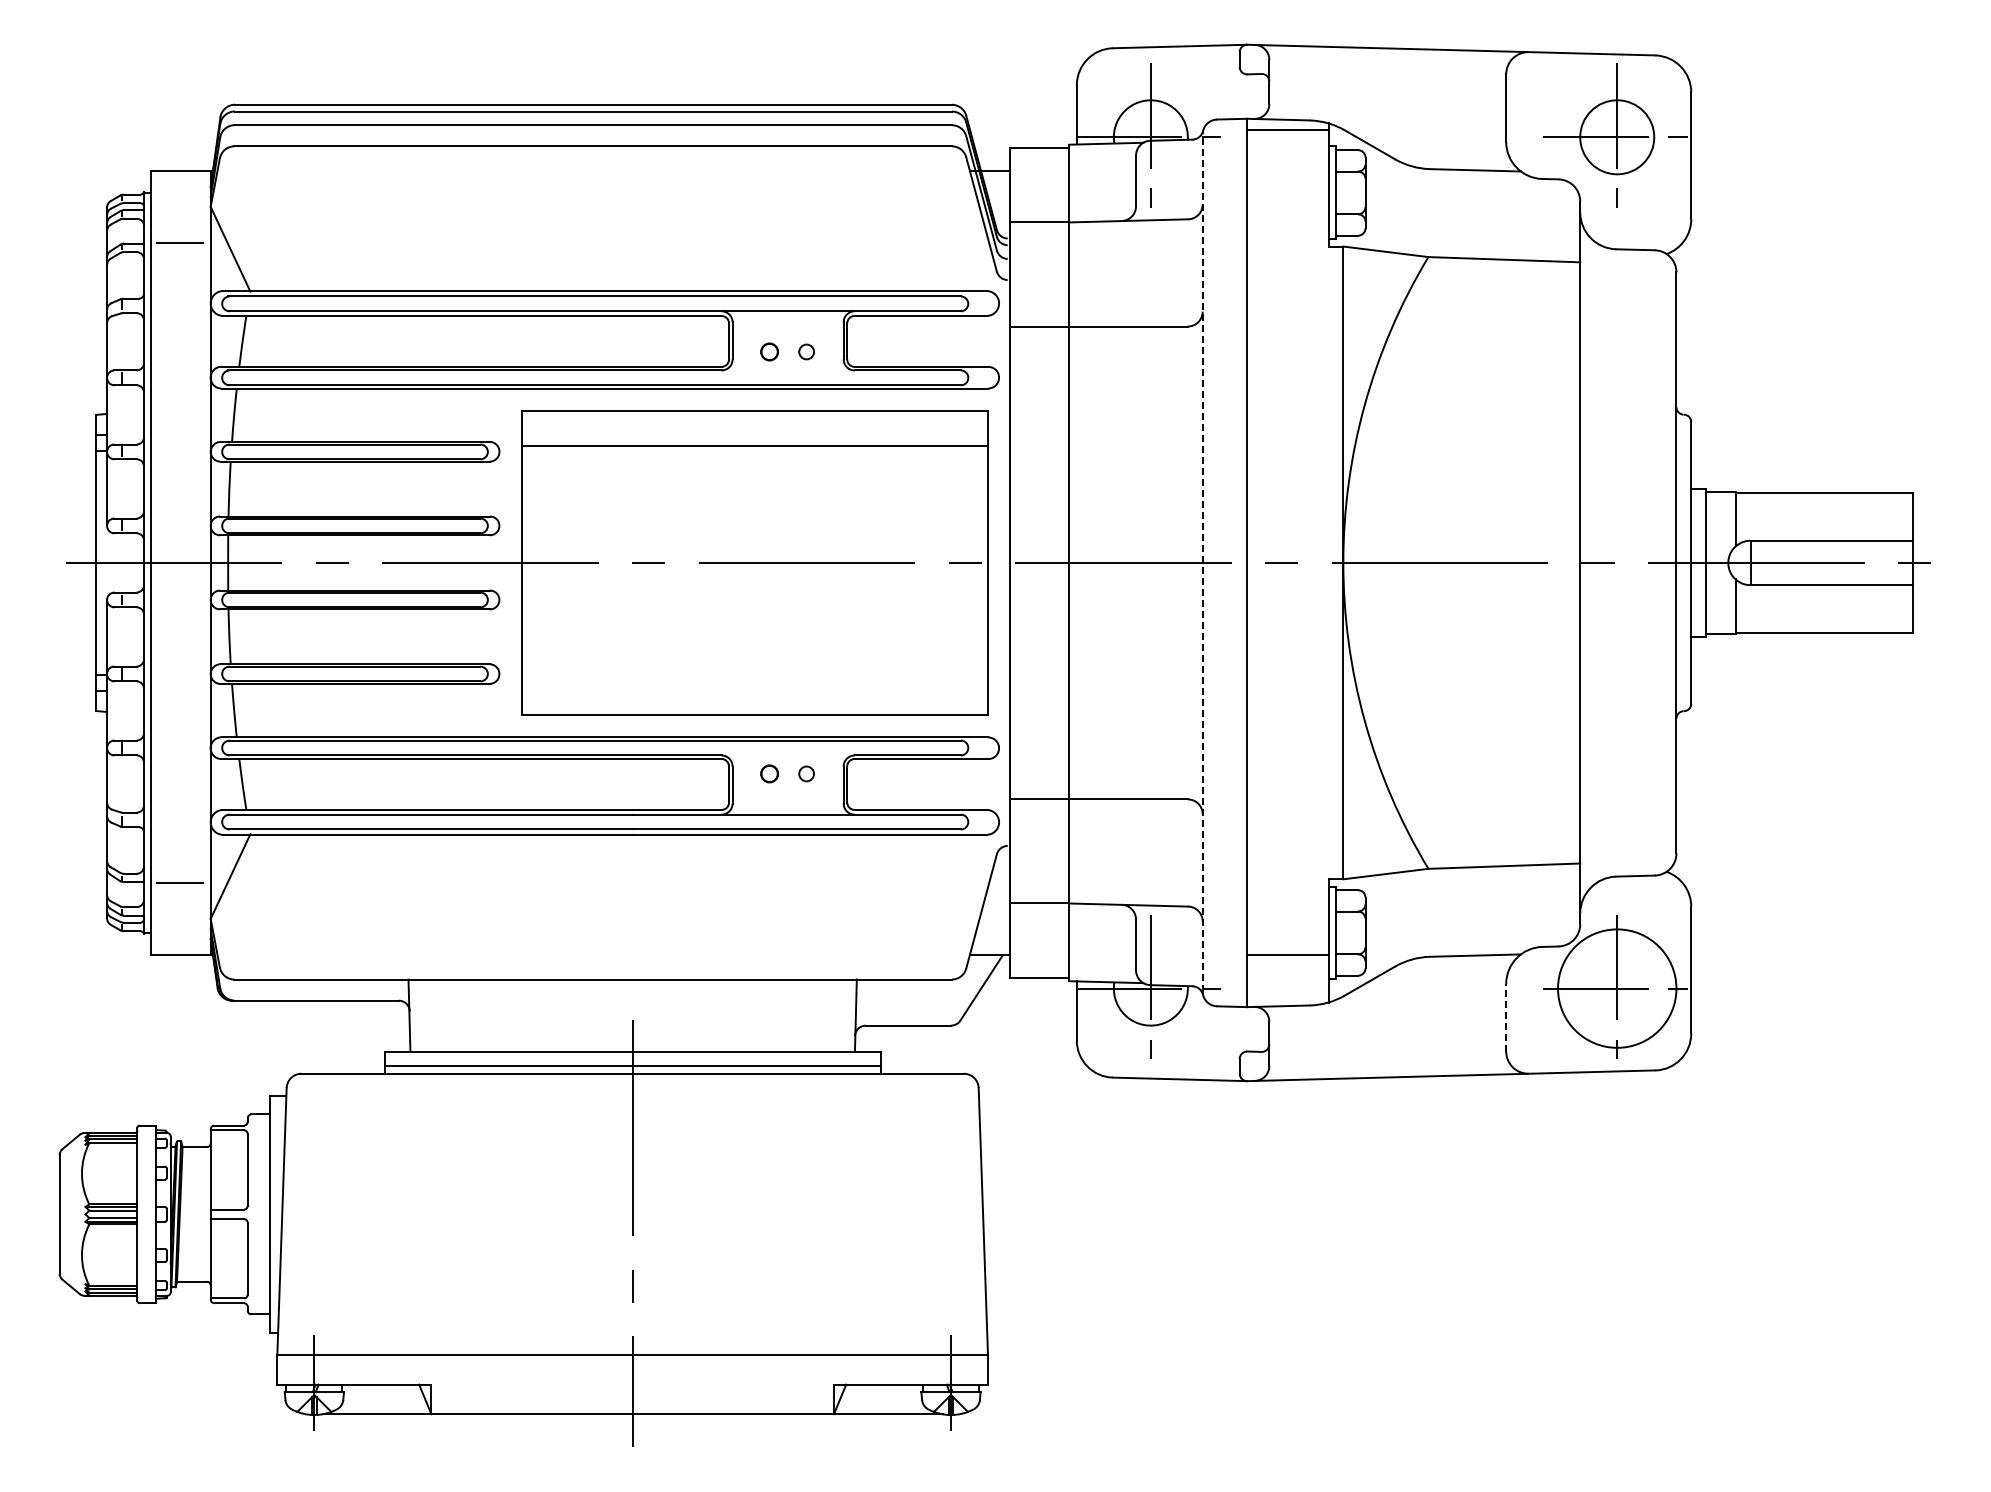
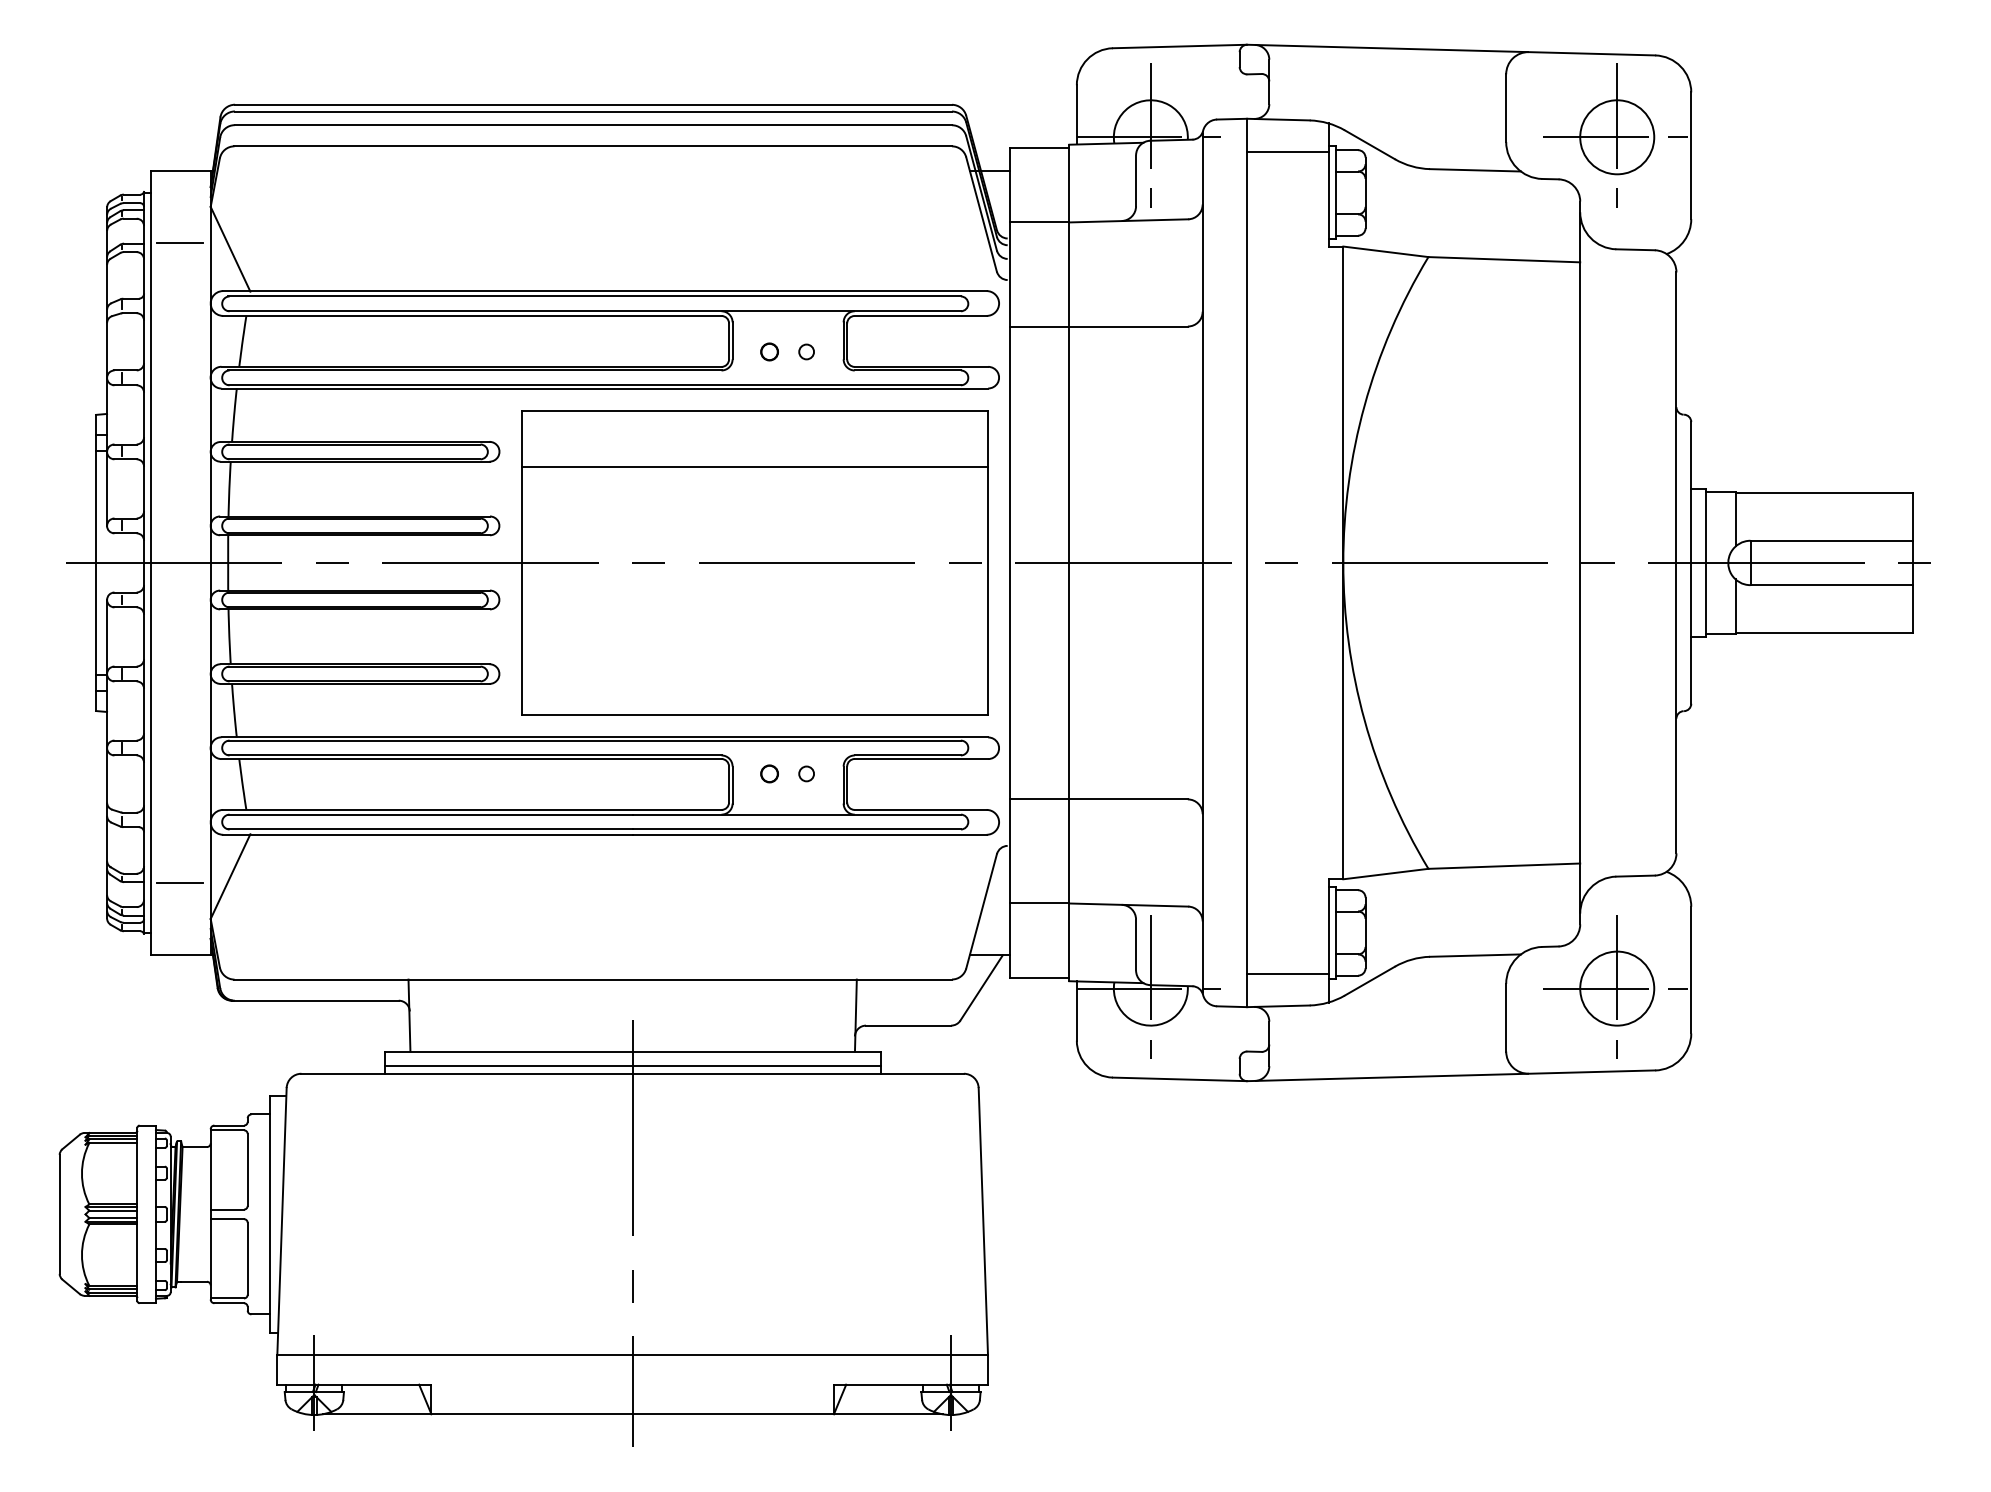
line position: (1287, 129) -> (1287, 151) (1287, 151)
line position: (754, 445) -> (754, 466) (754, 466)
line: dashed -> solid (1202, 562)
line position: (1287, 954) -> (1287, 973) (1287, 973)
circle diameter: 118 px -> 74 px (1617, 988)
line: dashed -> solid (1506, 1017)
